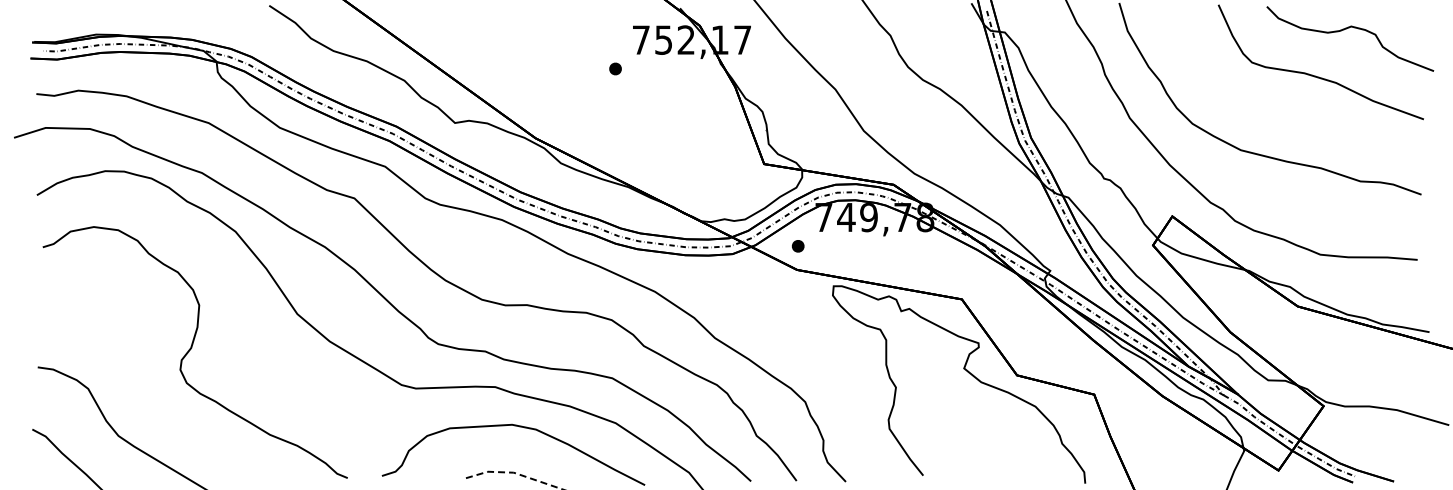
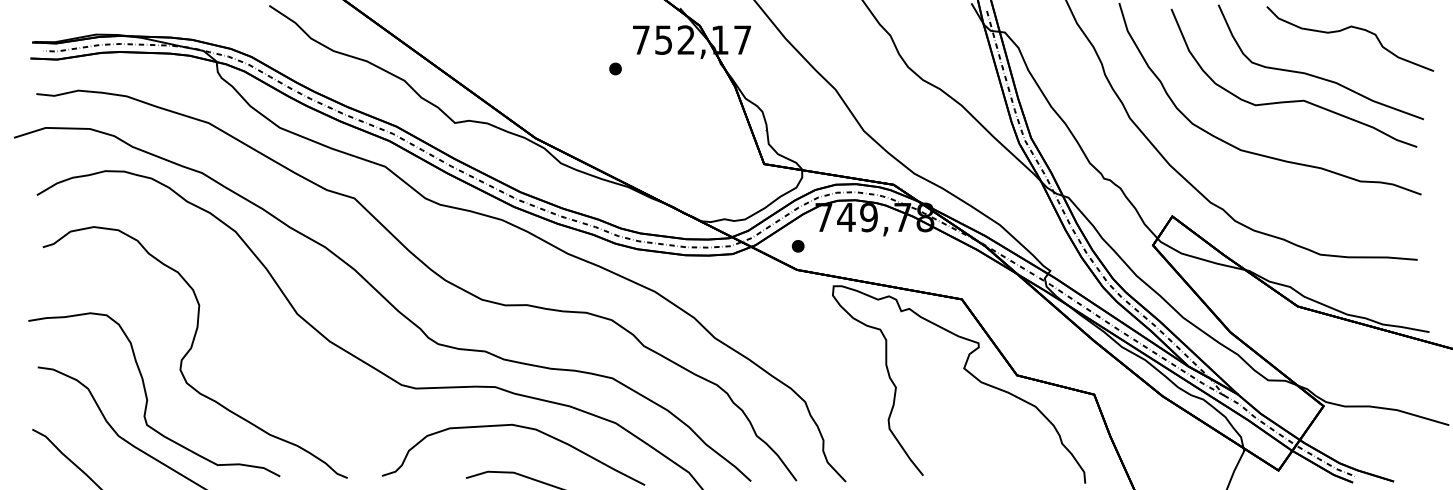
curve: none -> present (1293, 100)
curve: none -> present (147, 395)
line: dashed -> solid (514, 473)
